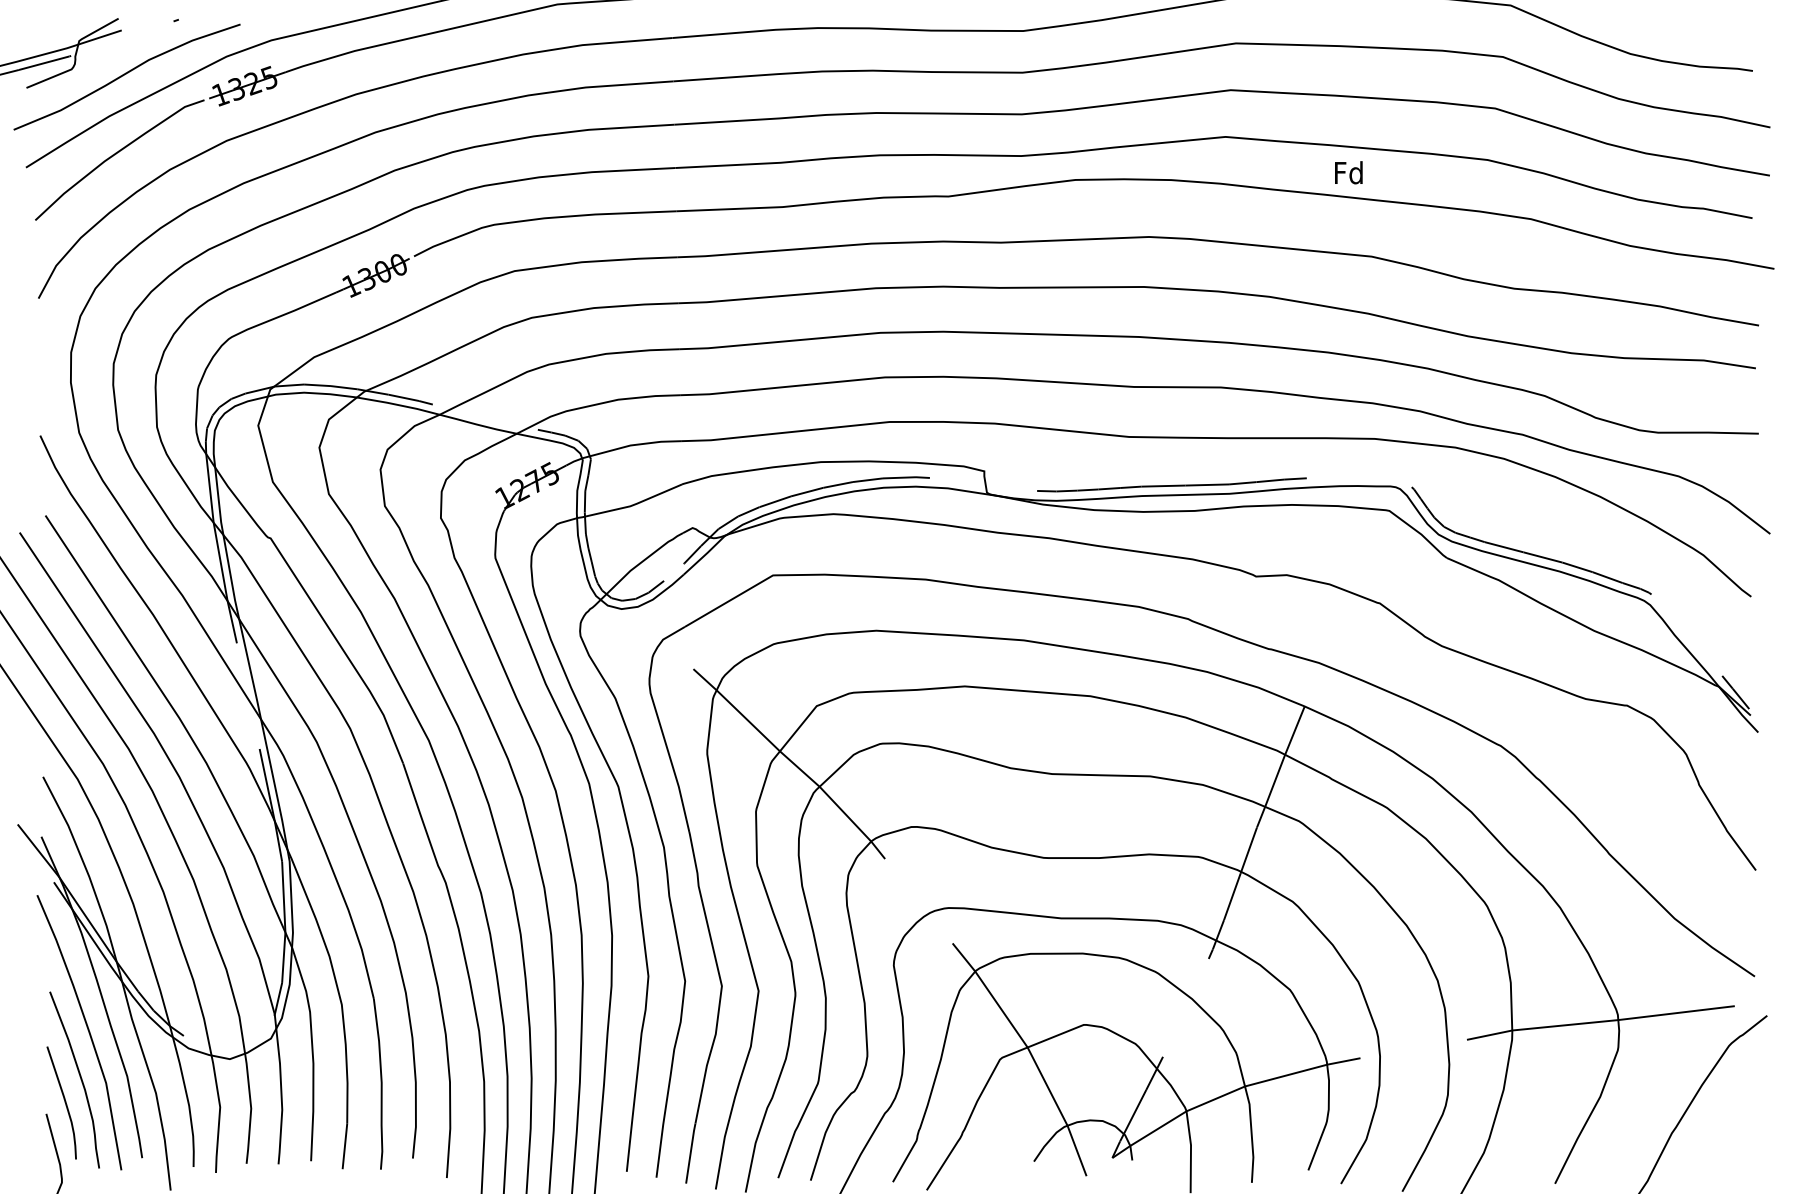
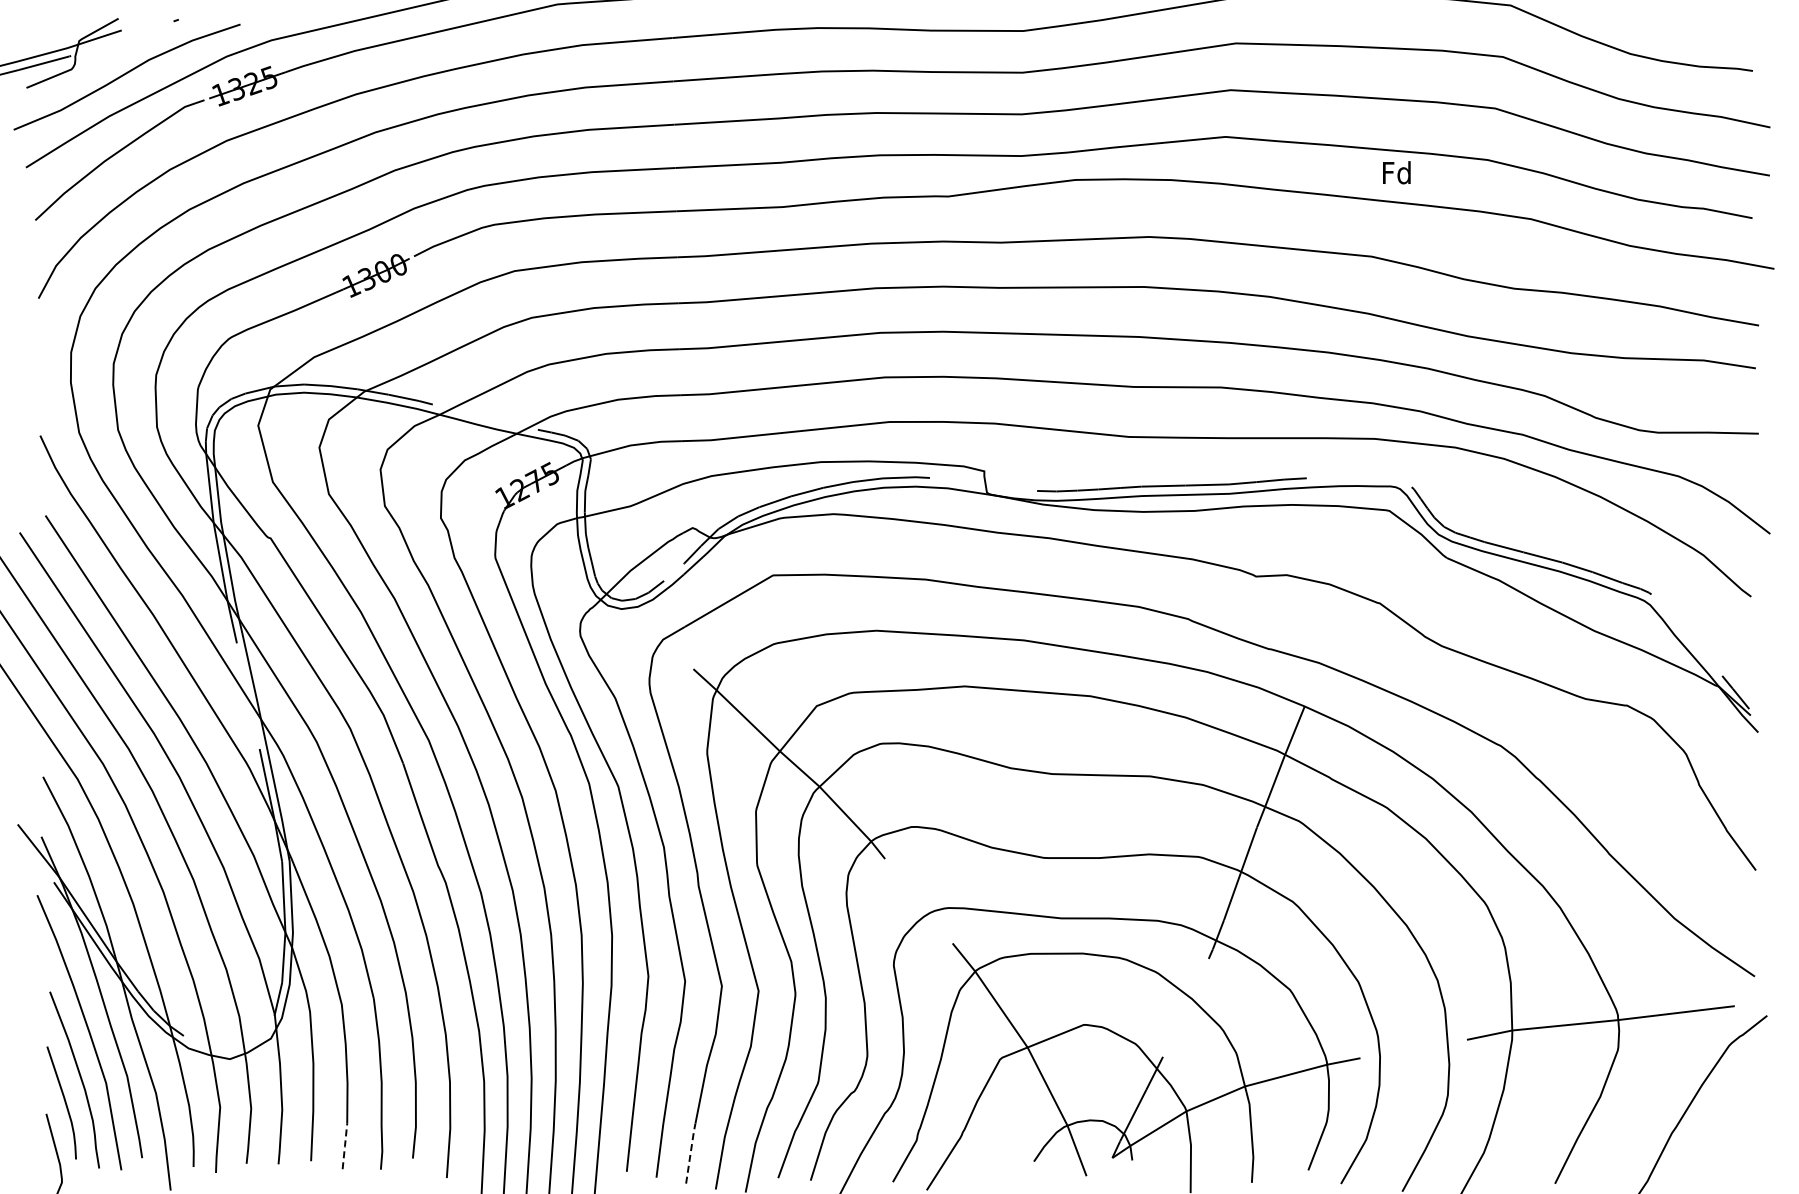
text position: (1348, 172) -> (1396, 172) (1396, 172)
line: solid -> dashed (344, 1146)
line: solid -> dashed (690, 1152)
